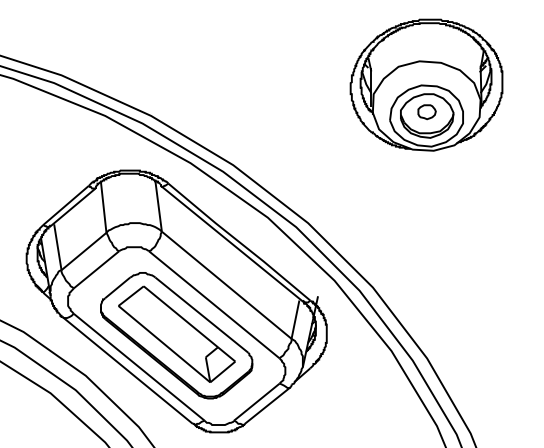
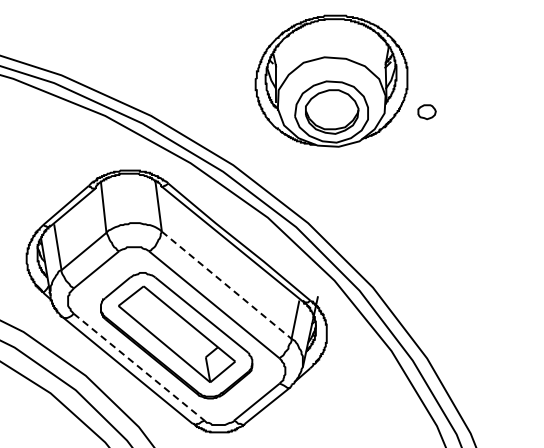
part position: (426, 84) -> (331, 80) (331, 80)
line: solid -> dashed (227, 285)
line: solid -> dashed (139, 367)
